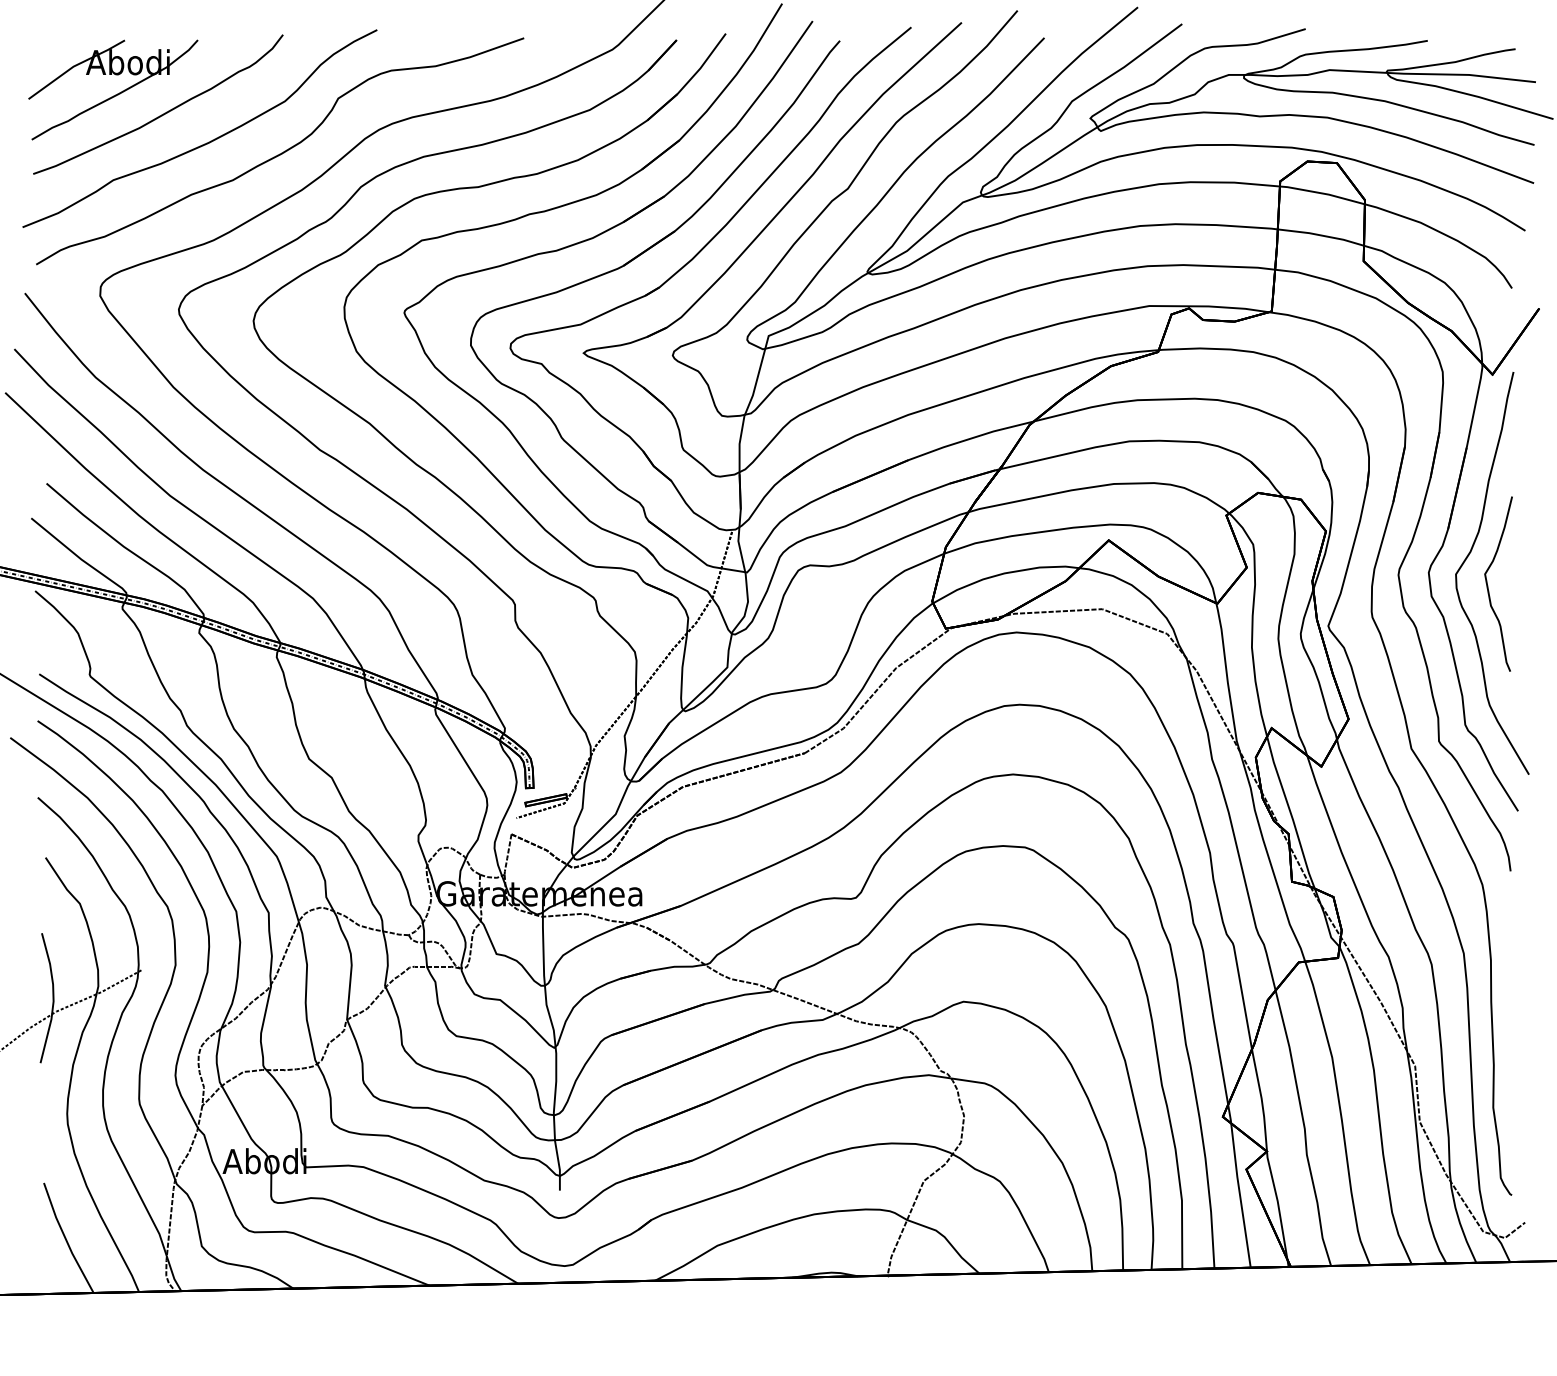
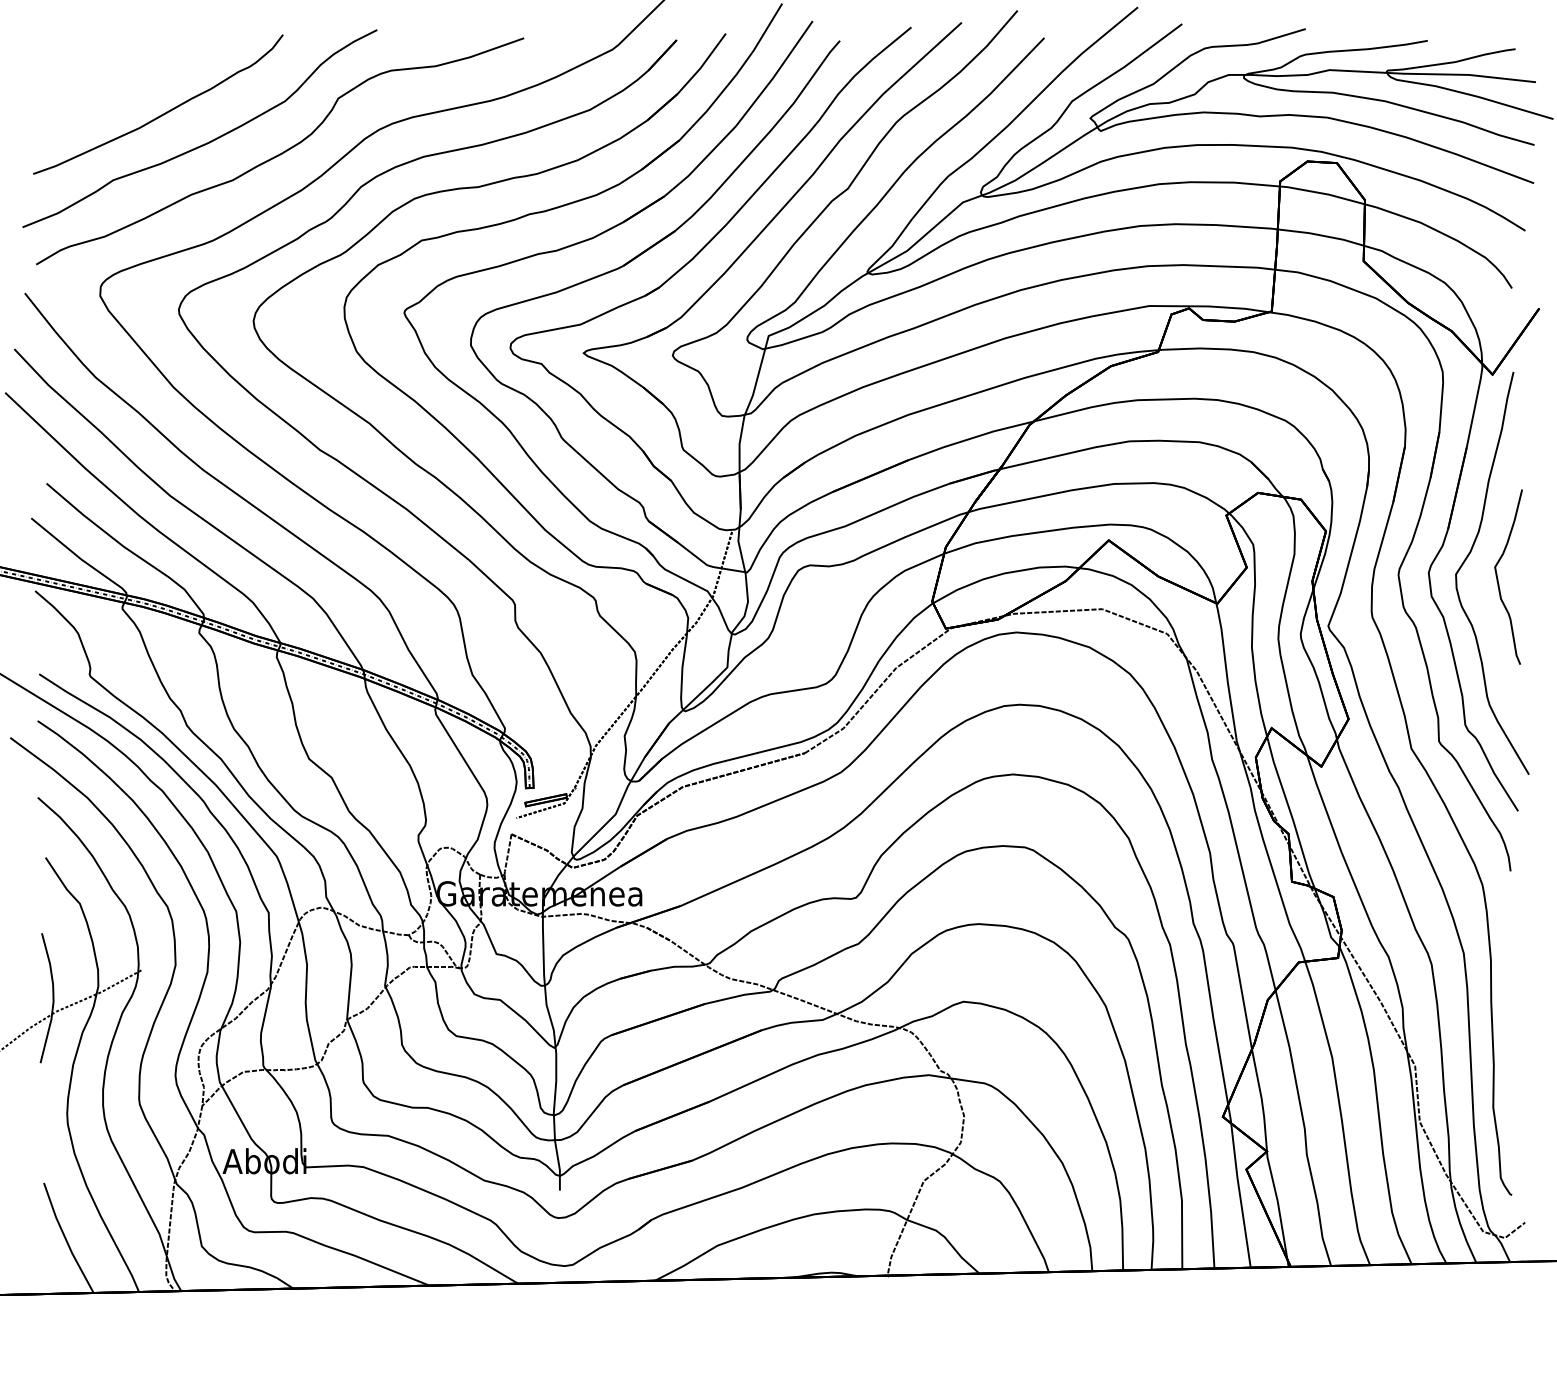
part: present -> none (113, 89)
curve position: (1488, 585) -> (1498, 578) (1498, 578)
